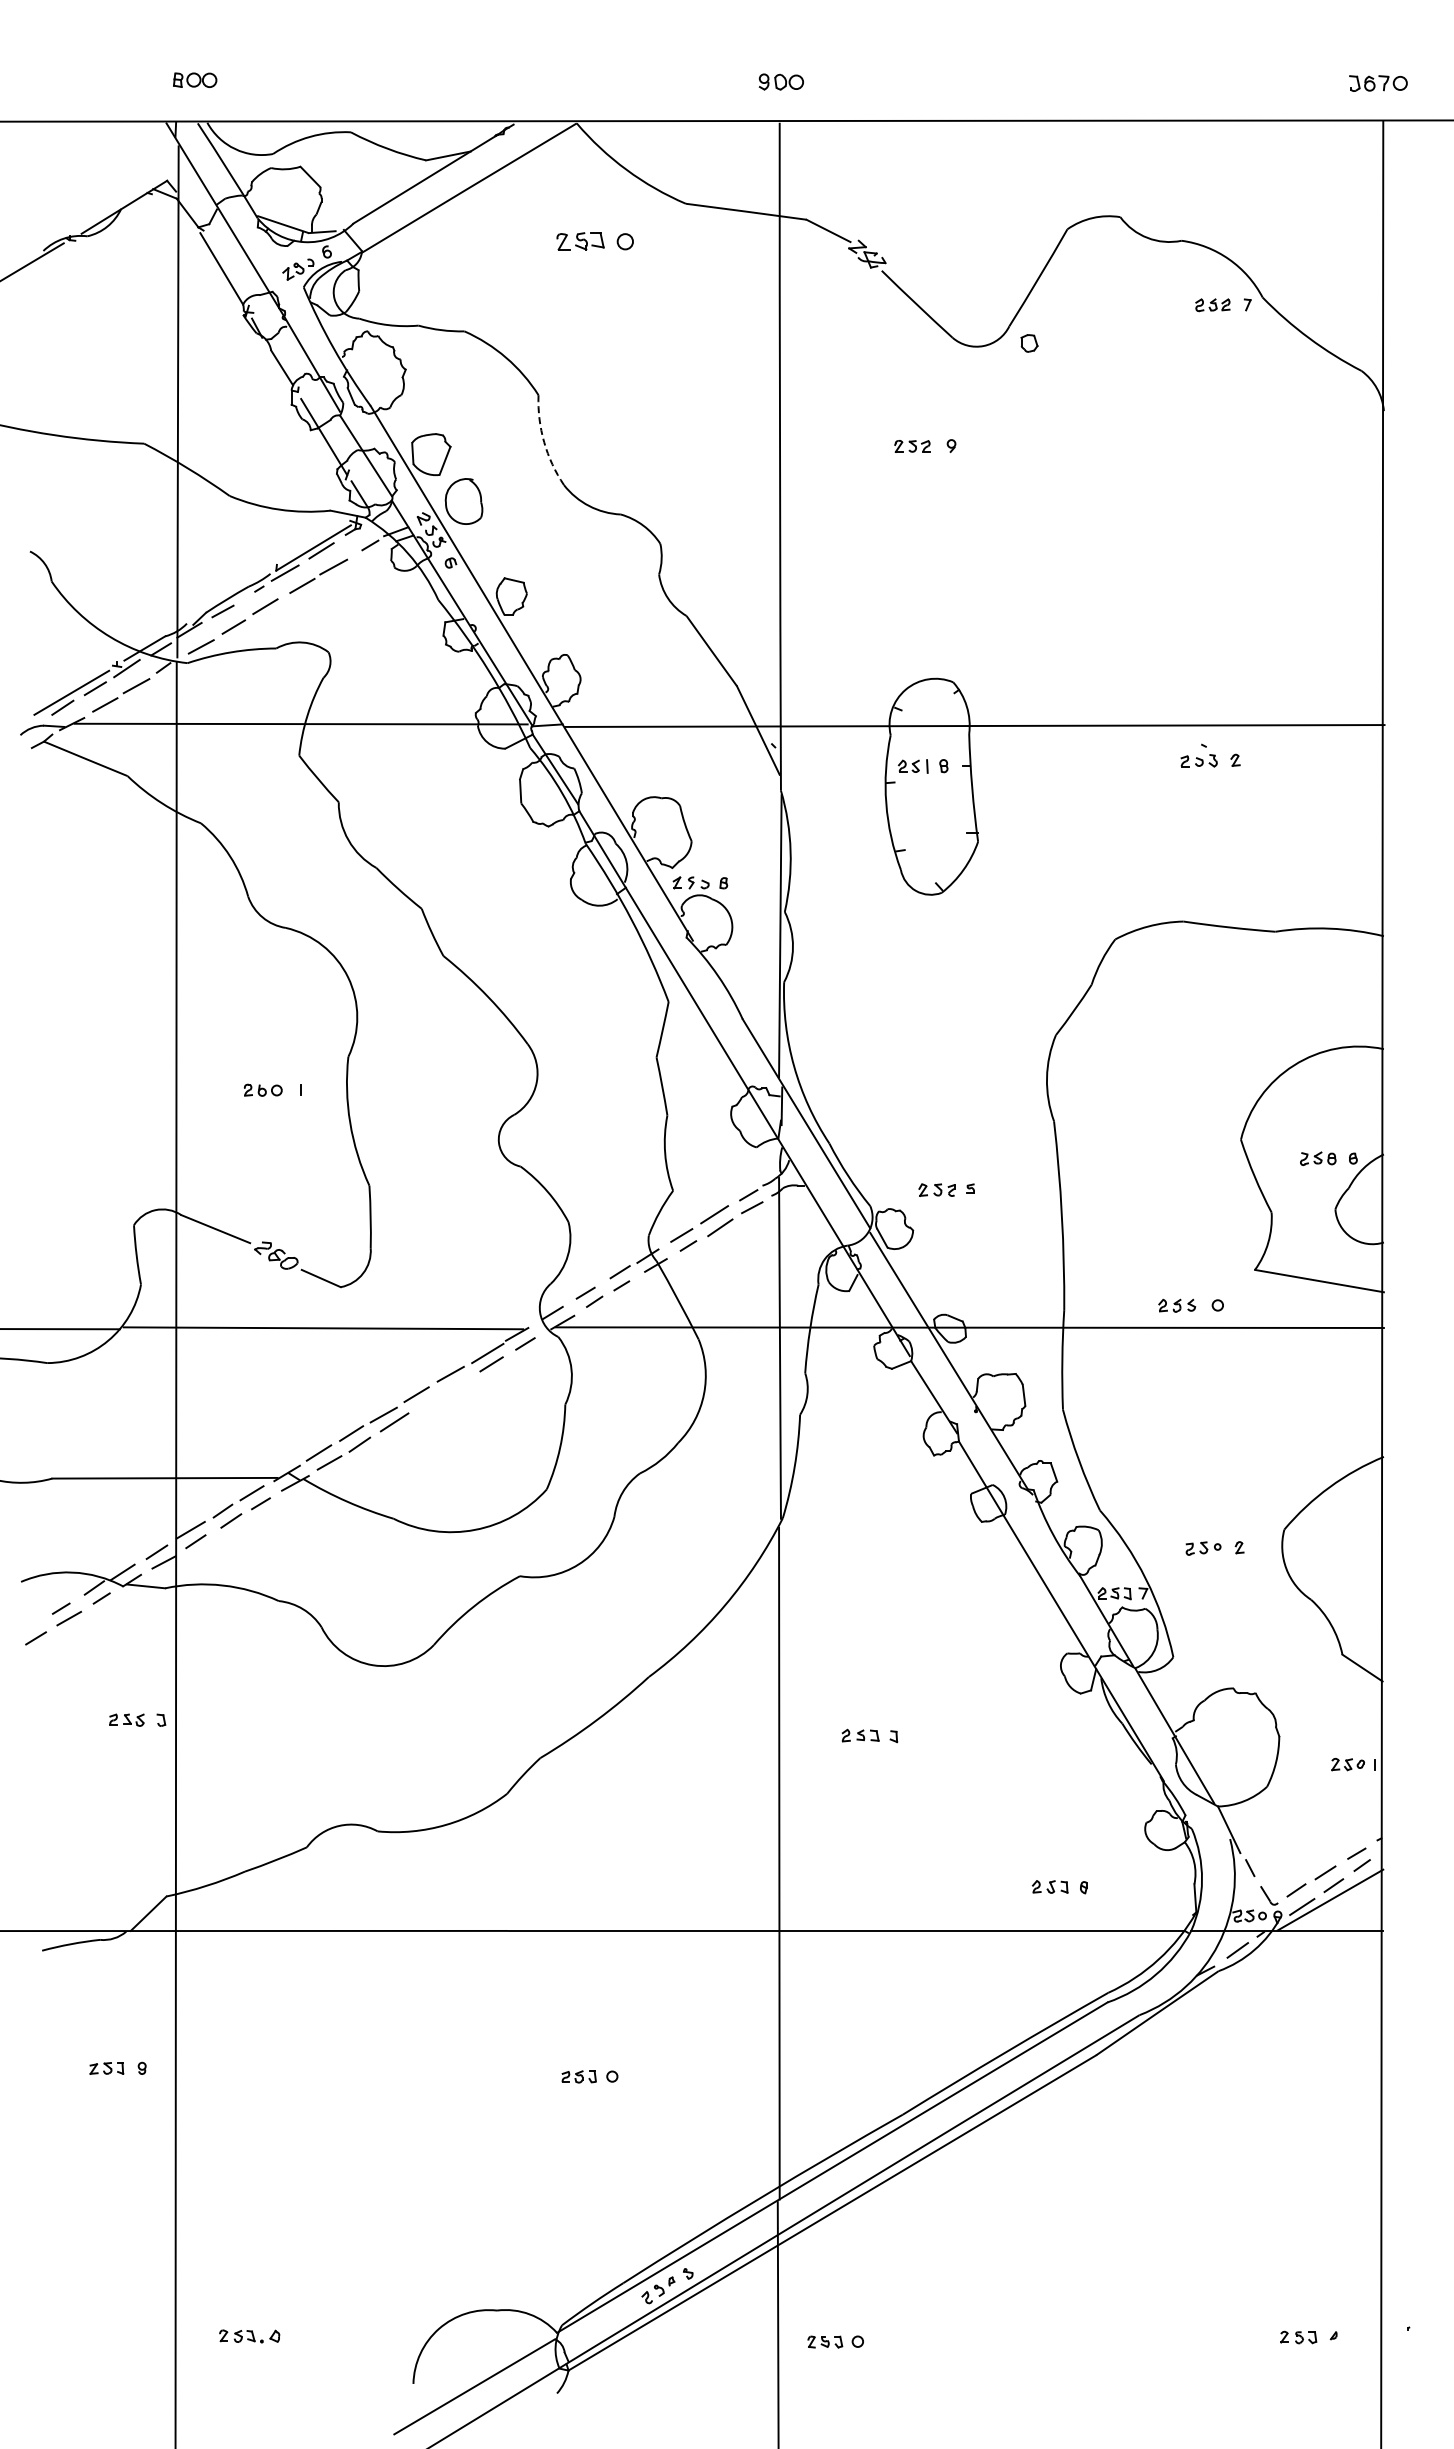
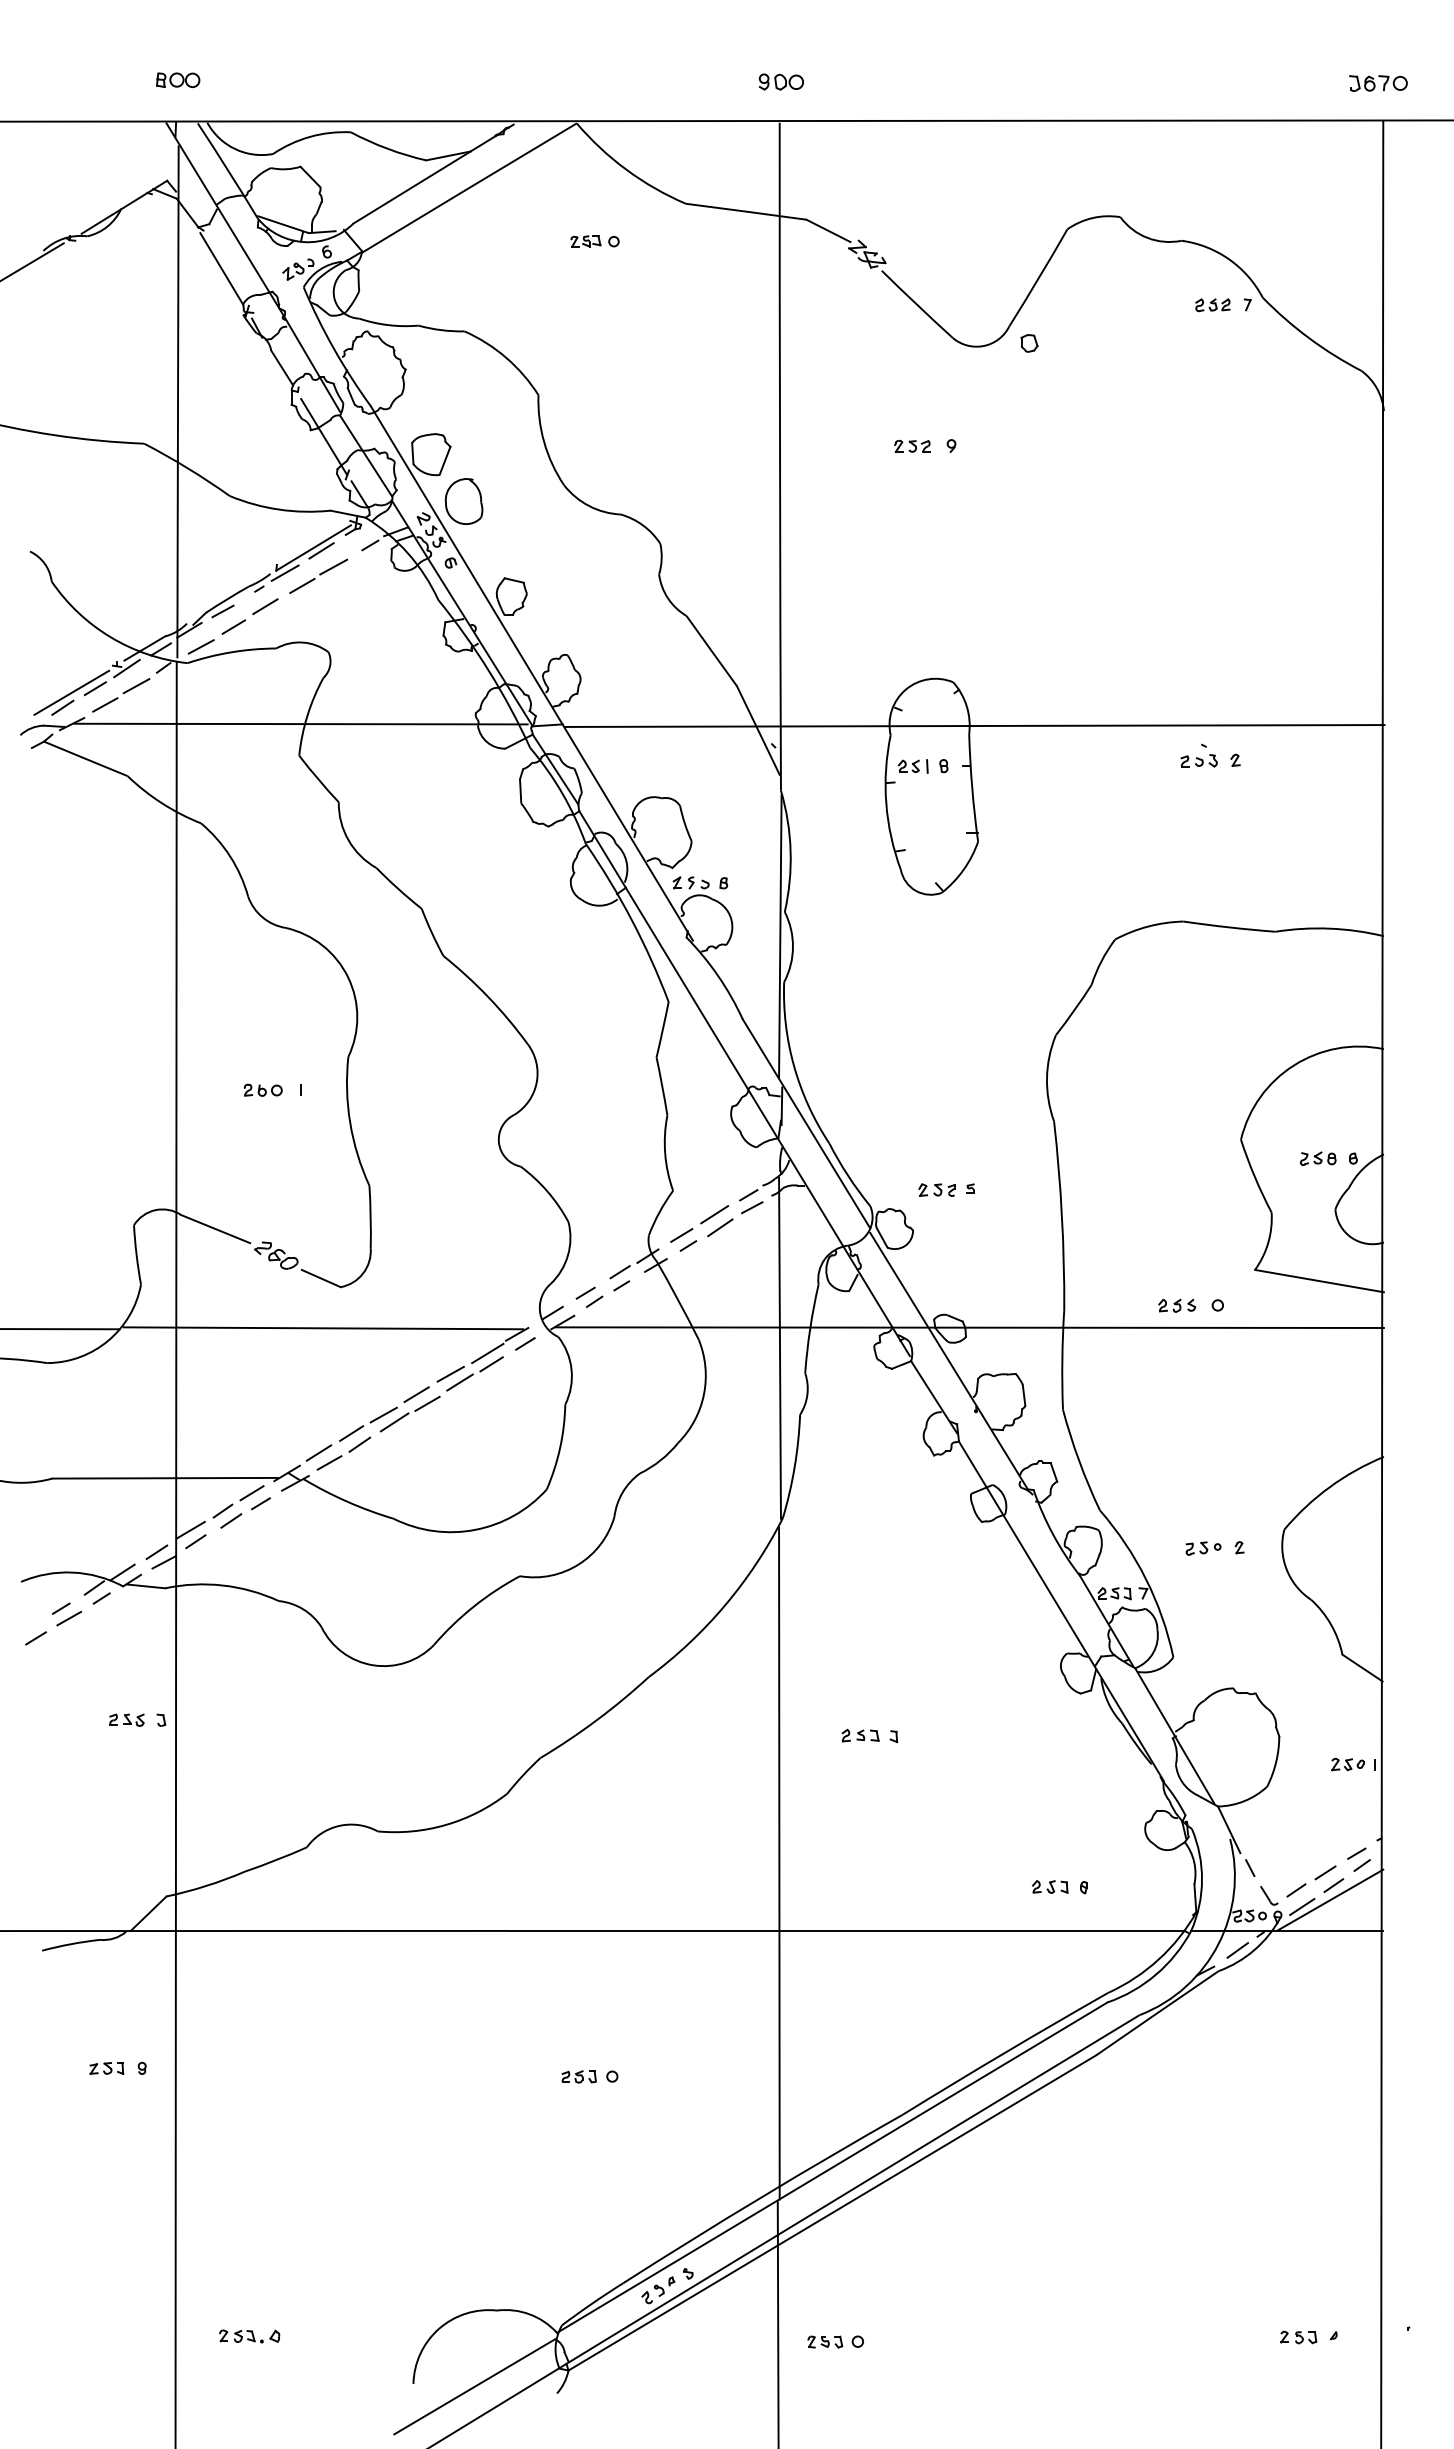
part position: (195, 79) -> (178, 79) (178, 79)
part size: 78x19 px -> 50x13 px (594, 241)
arc: dashed -> solid (544, 442)
line: none -> present (459, 1382)
line: none -> present (427, 1403)
